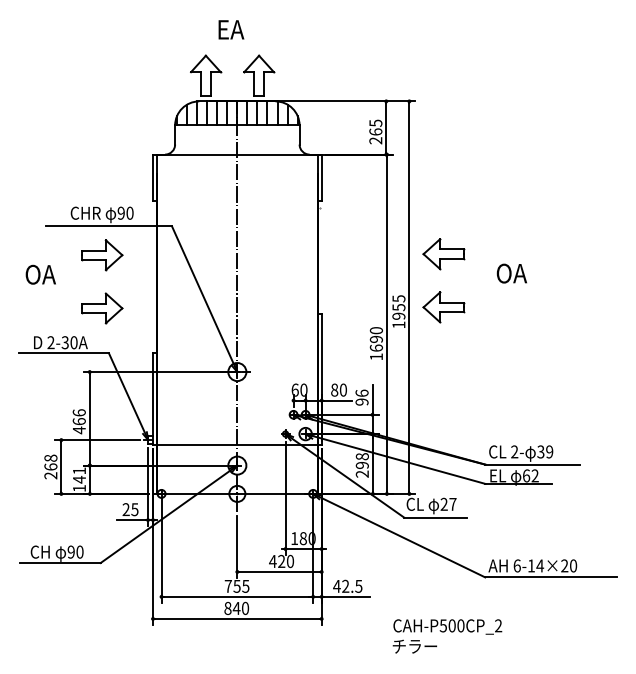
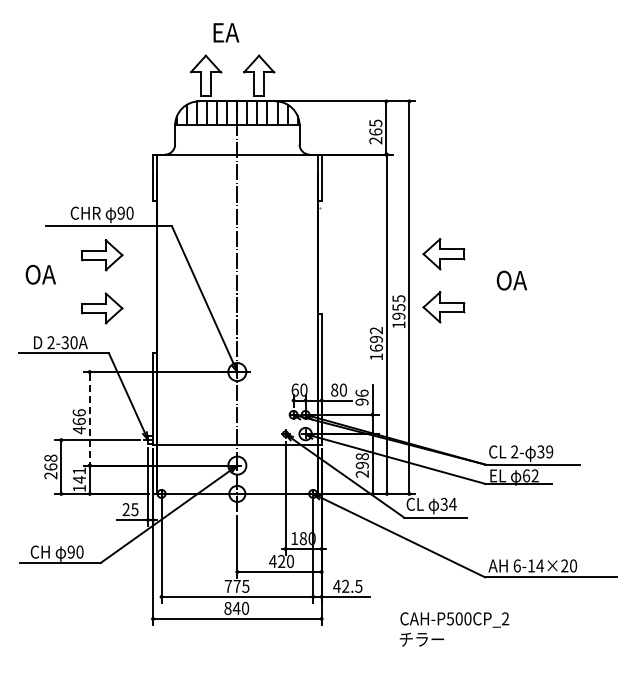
text position: (231, 29) -> (226, 32) (226, 32)
text position: (511, 273) -> (511, 280) (511, 280)
text: 1690 -> 1692 (376, 330)
line: solid -> dashed (89, 418)
text: 27 -> 34 (448, 504)
text: 755 -> 775 (236, 586)
text position: (447, 636) -> (454, 629) (454, 629)
